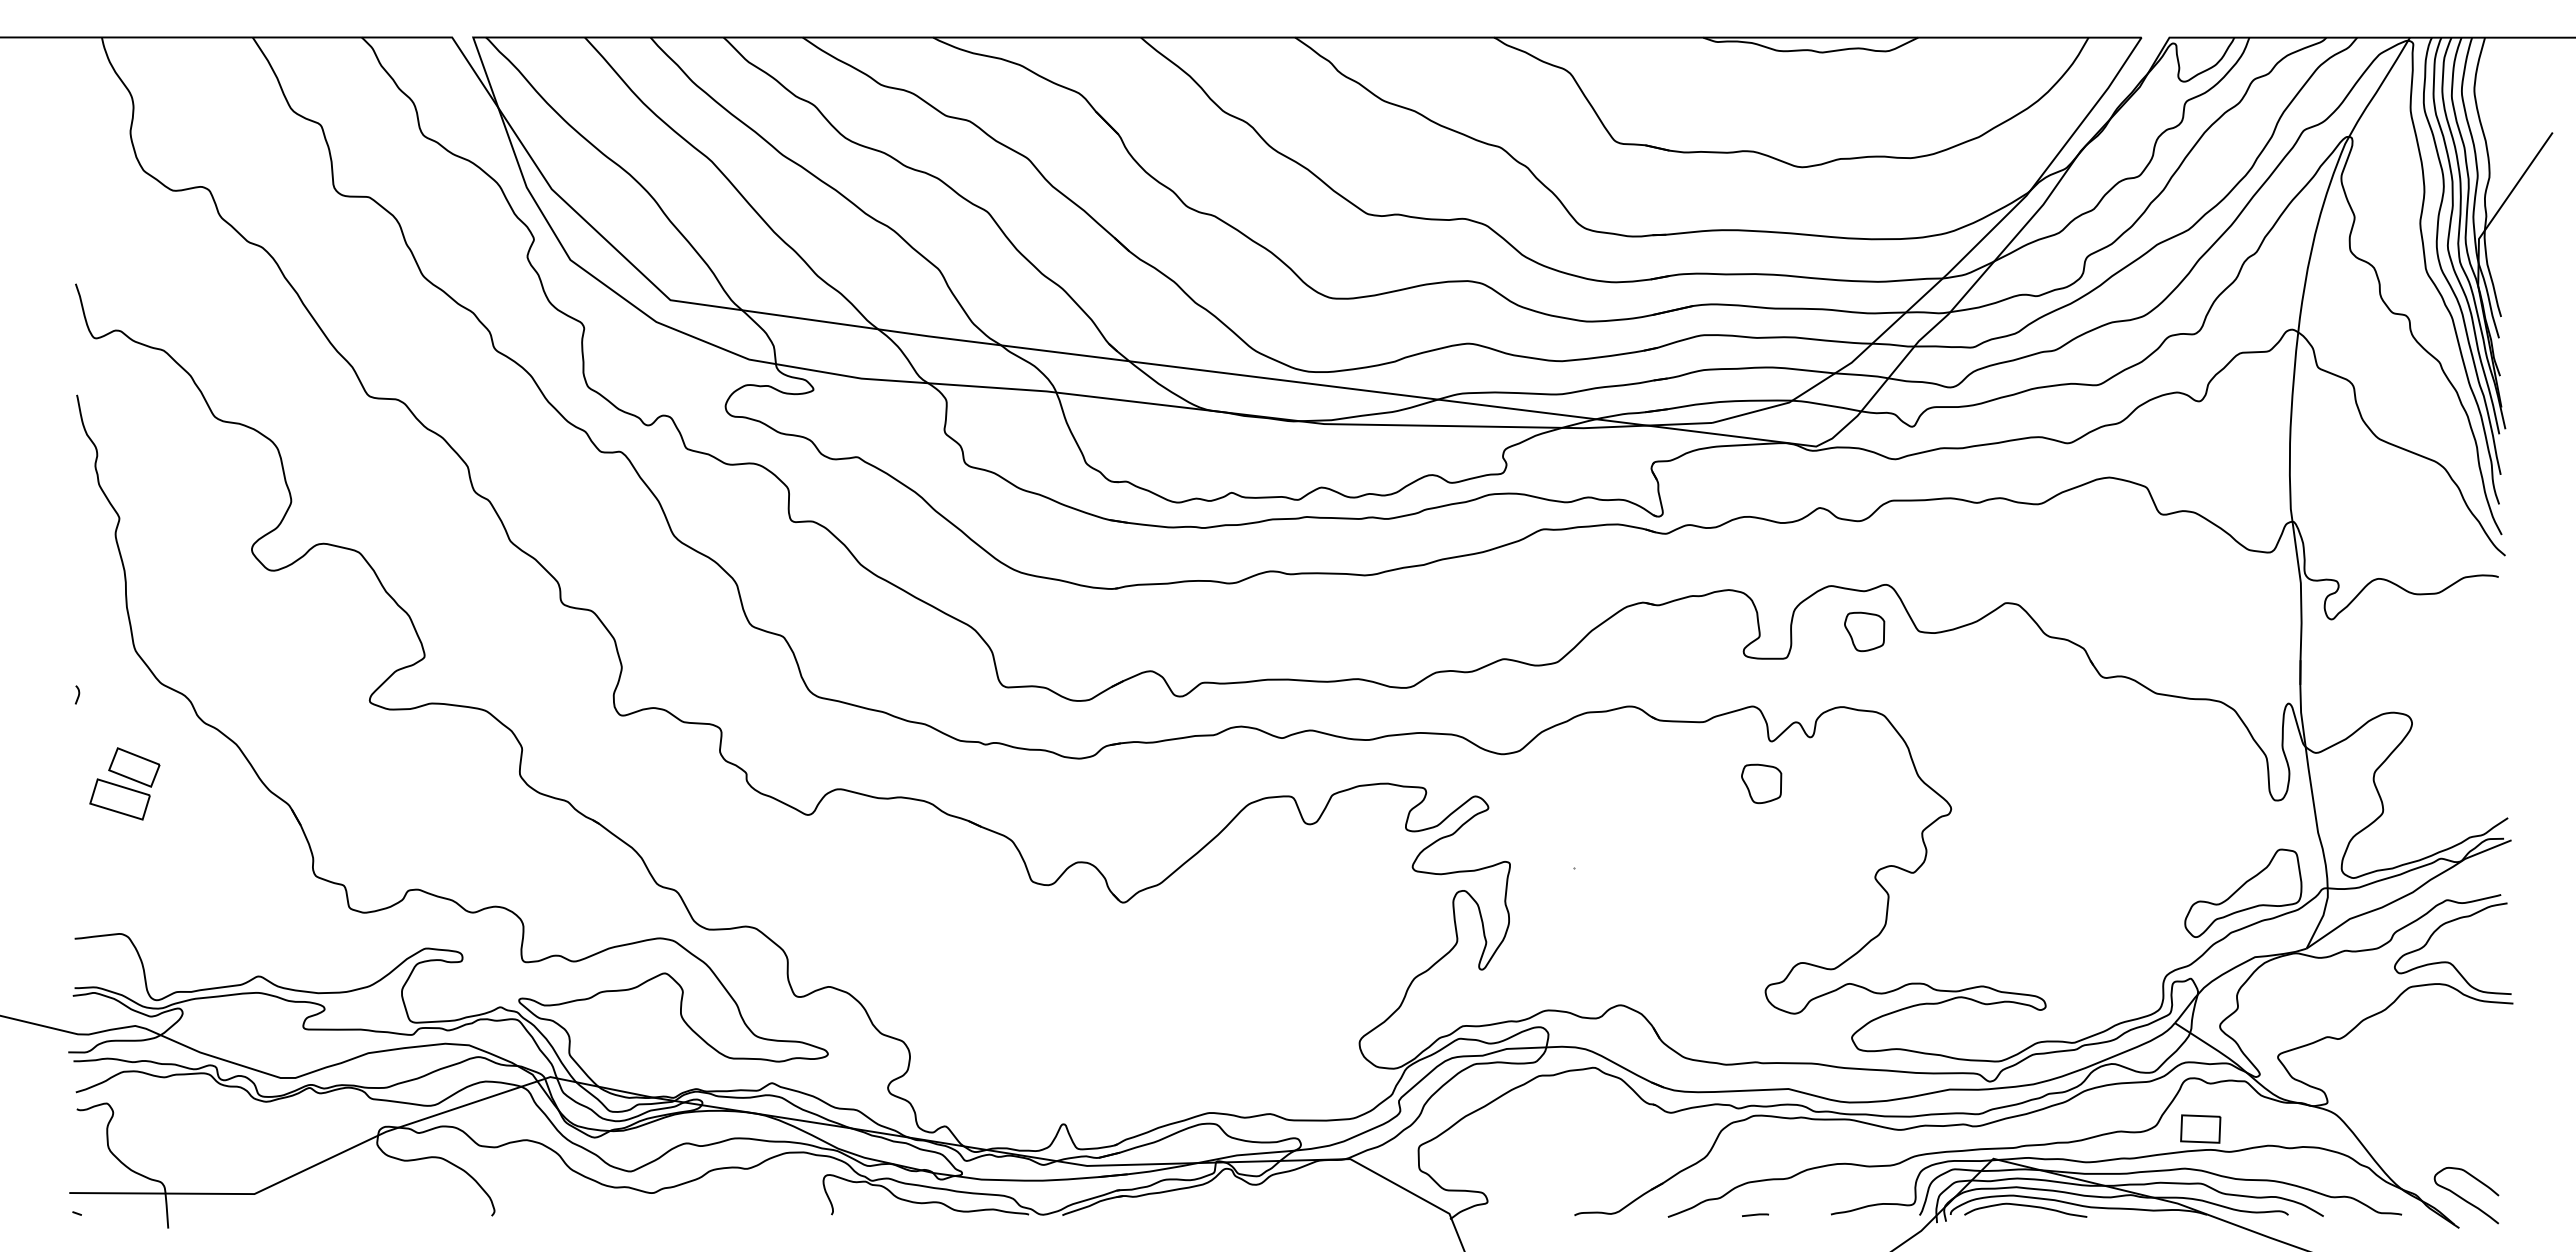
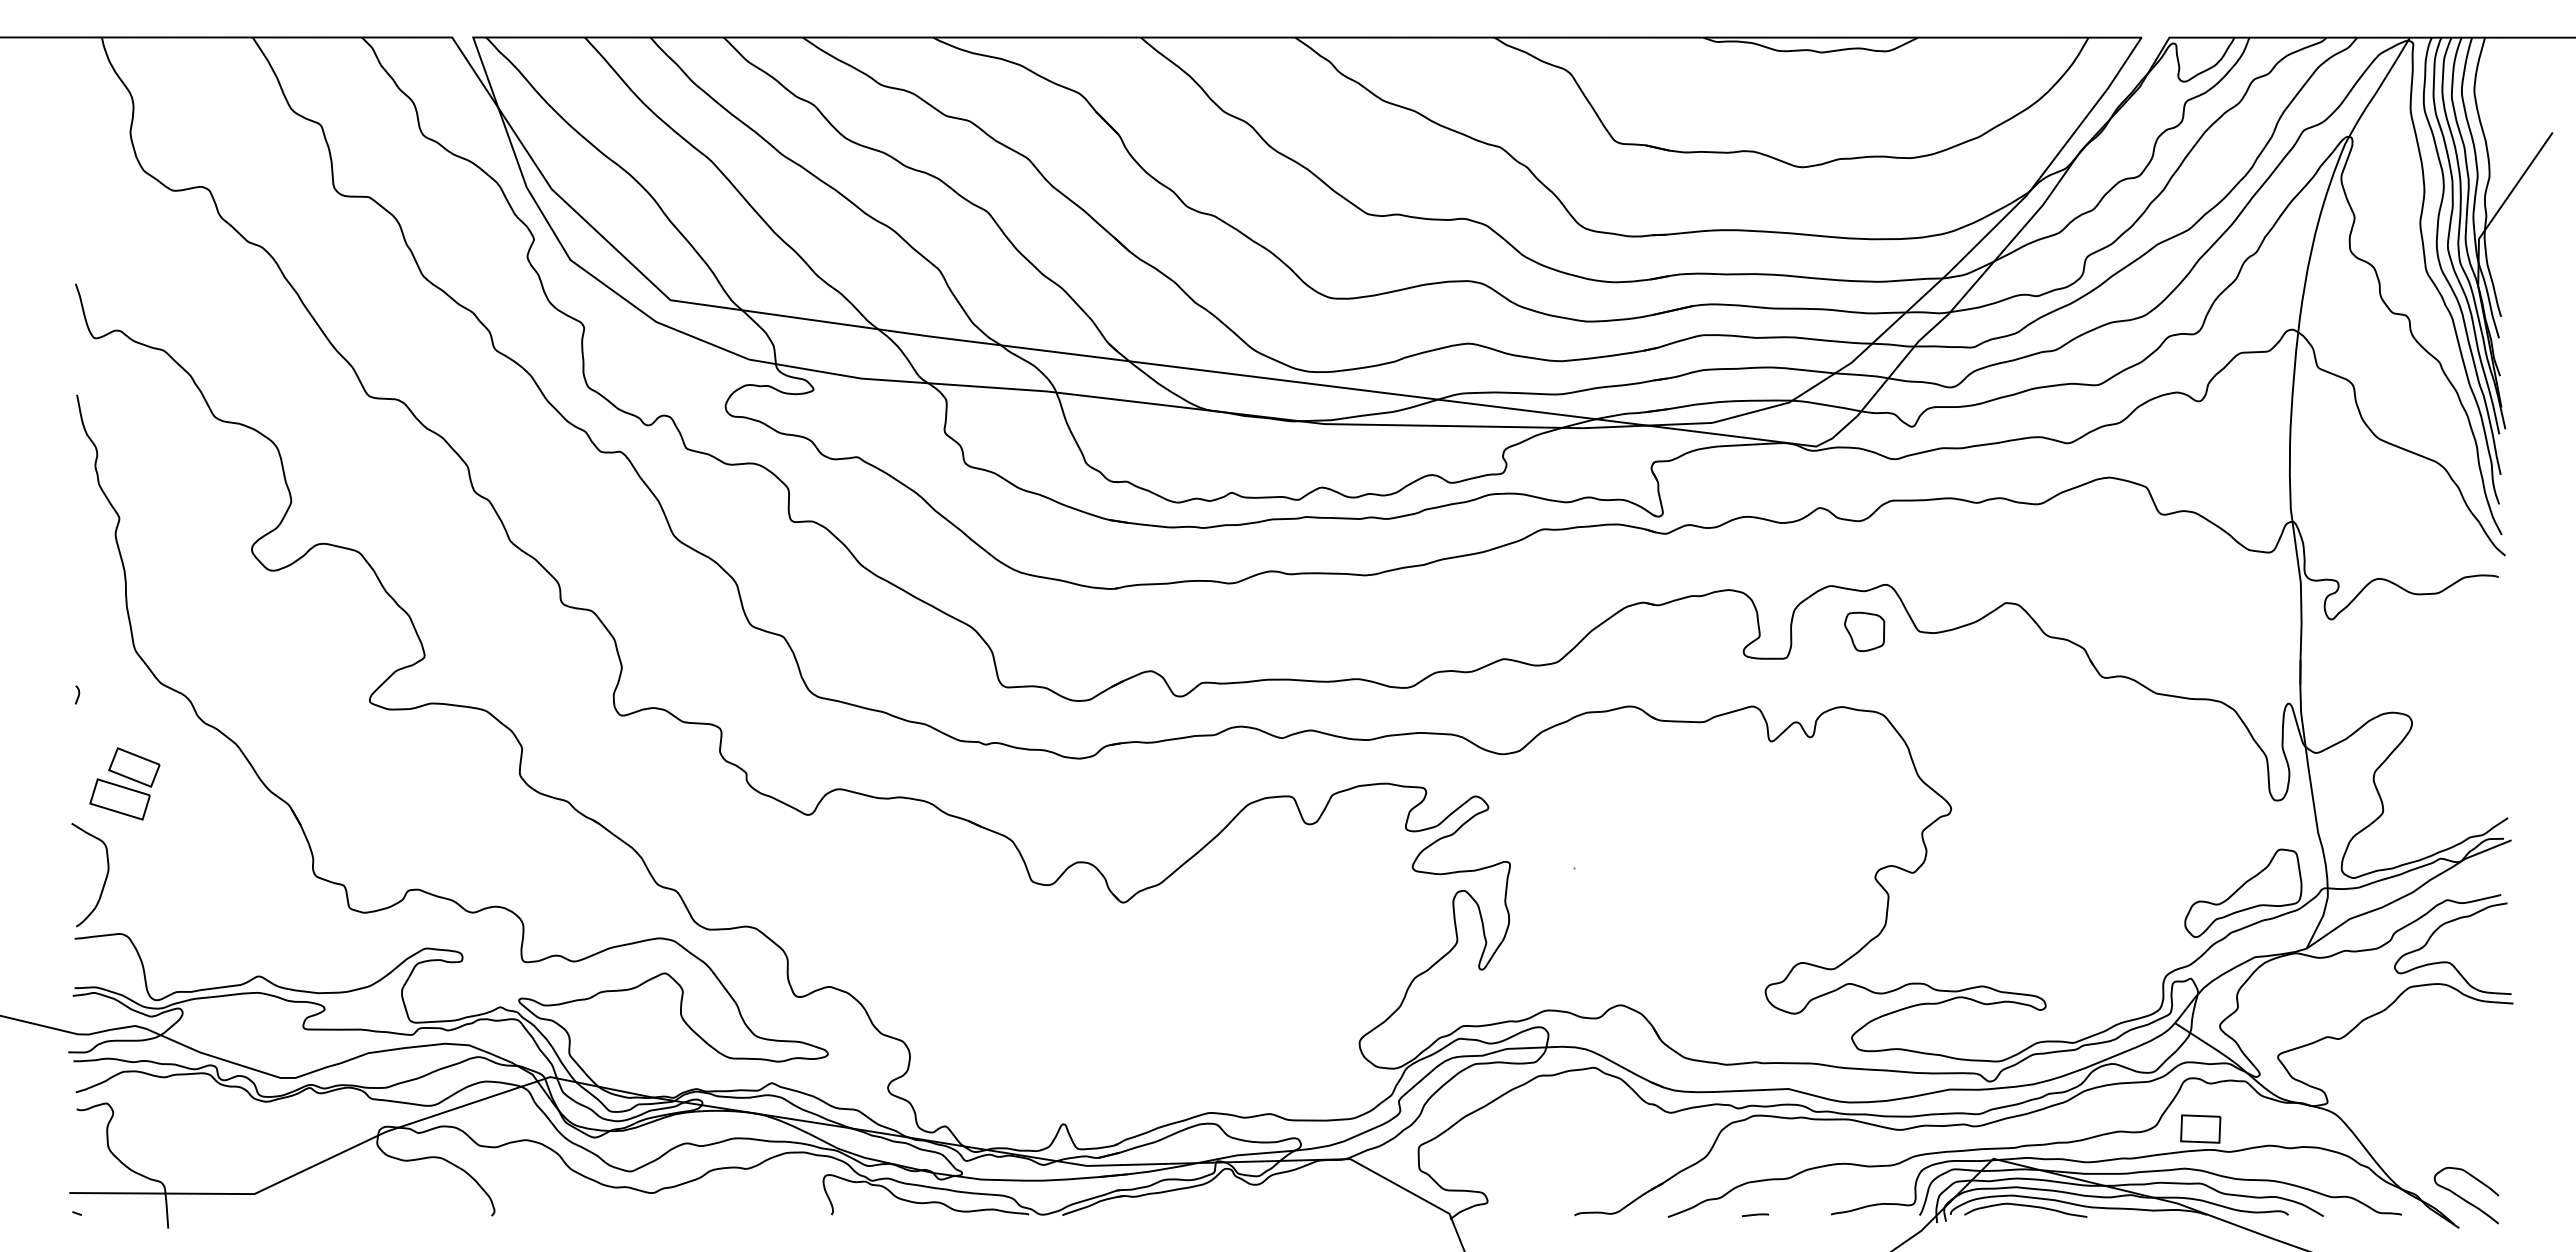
part: present -> none (1761, 783)
curve: none -> present (104, 880)
